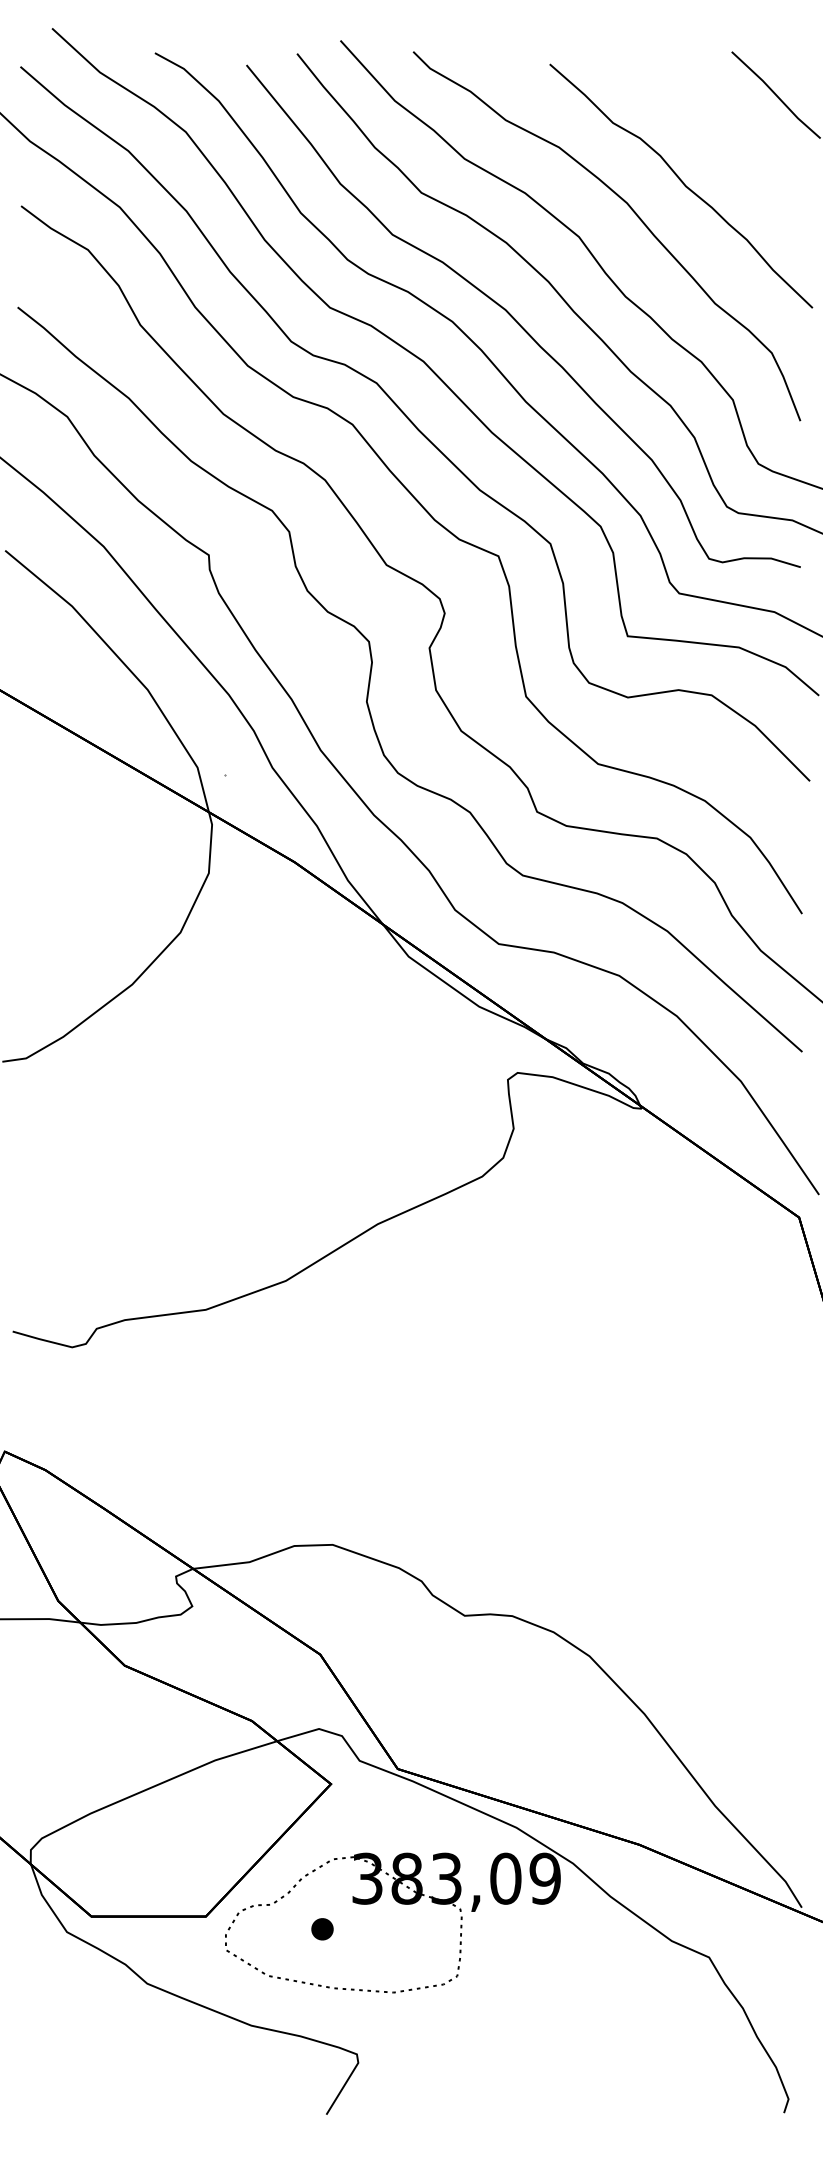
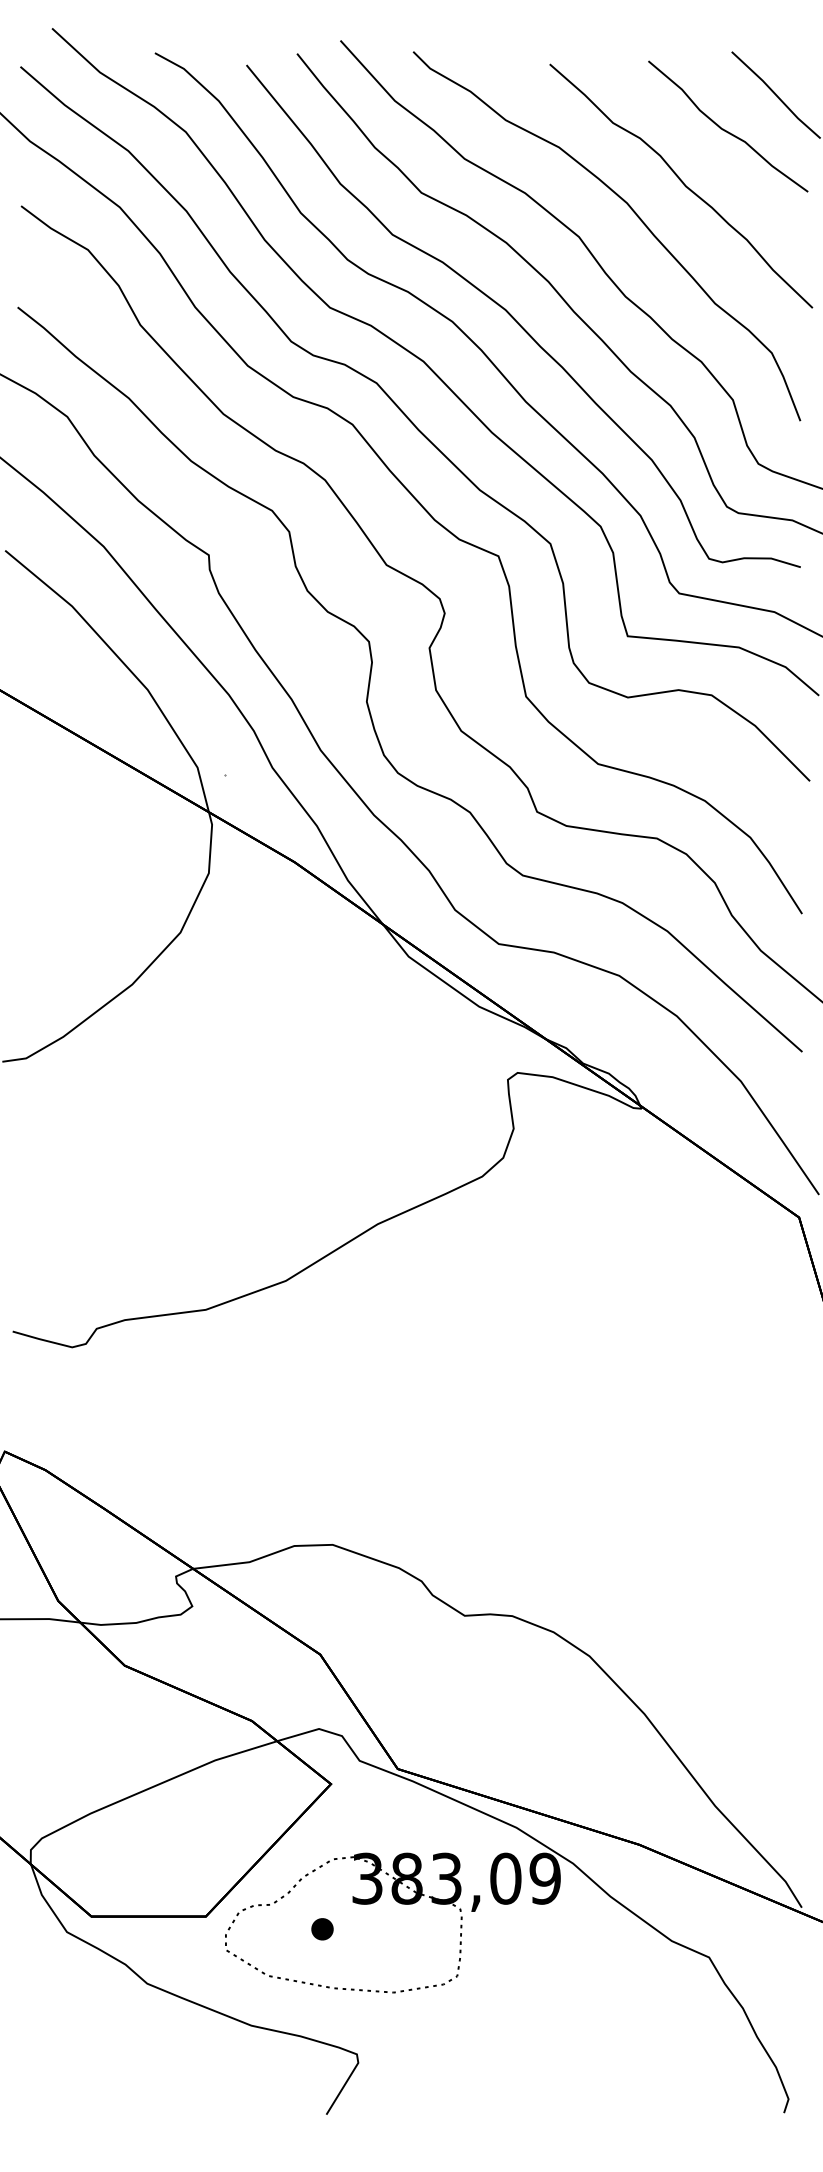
curve: none -> present (725, 129)
